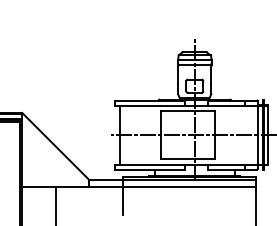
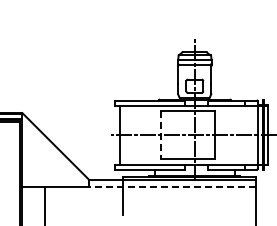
line: solid -> dashed (160, 135)
line: solid -> dashed (172, 186)
line position: (55, 204) -> (44, 204) (44, 204)
